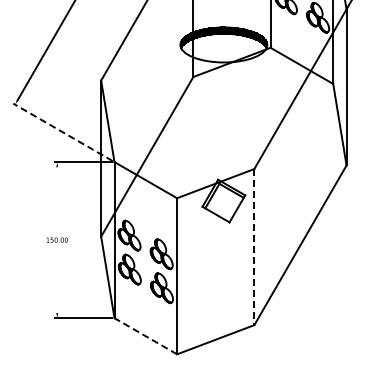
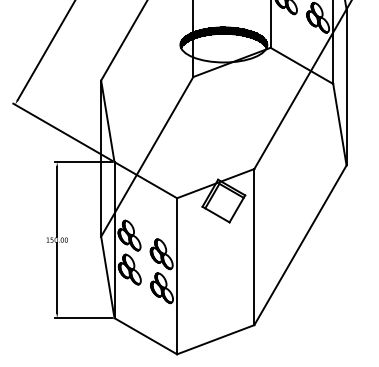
line: dashed -> solid (62, 132)
line: none -> present (57, 202)
line: dashed -> solid (254, 247)
line: none -> present (57, 277)
line: dashed -> solid (145, 336)
